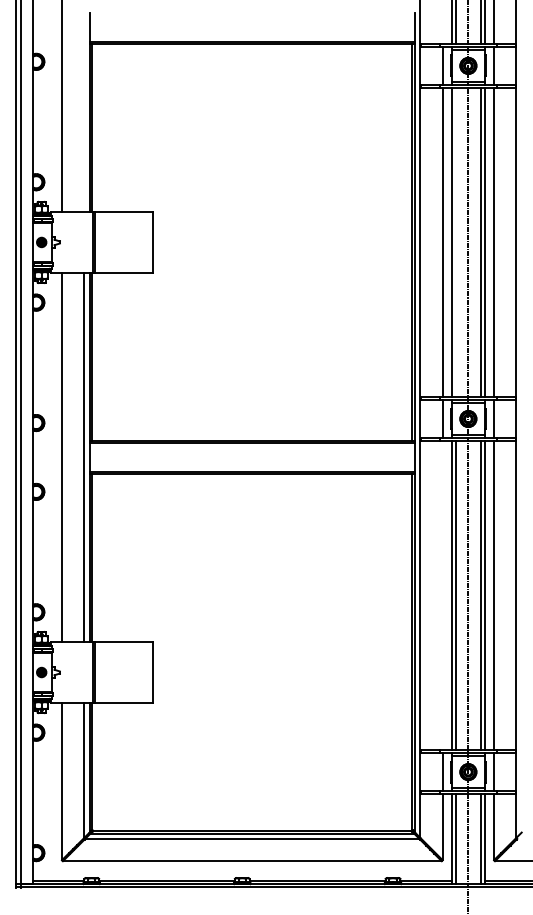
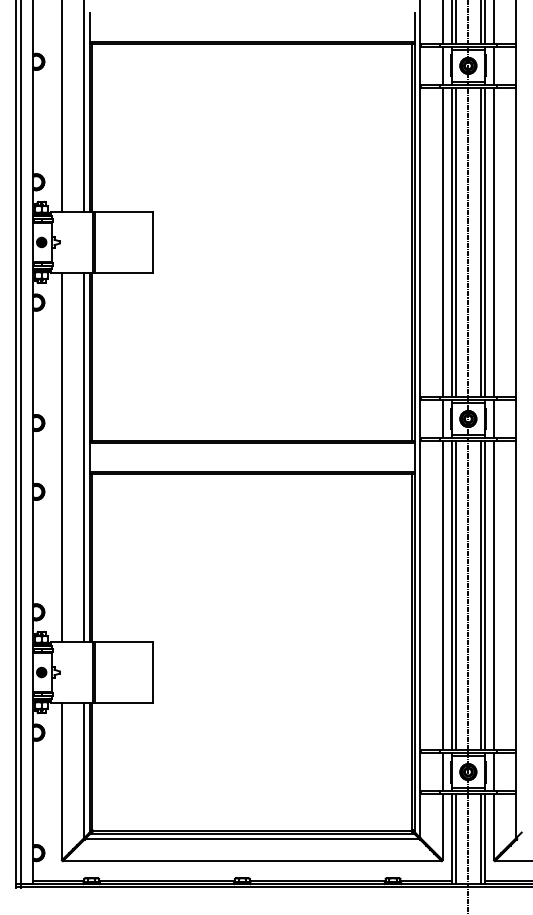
line: none -> present (442, 23)
line: none -> present (84, 107)
line: none -> present (456, 242)
line: none -> present (442, 595)
